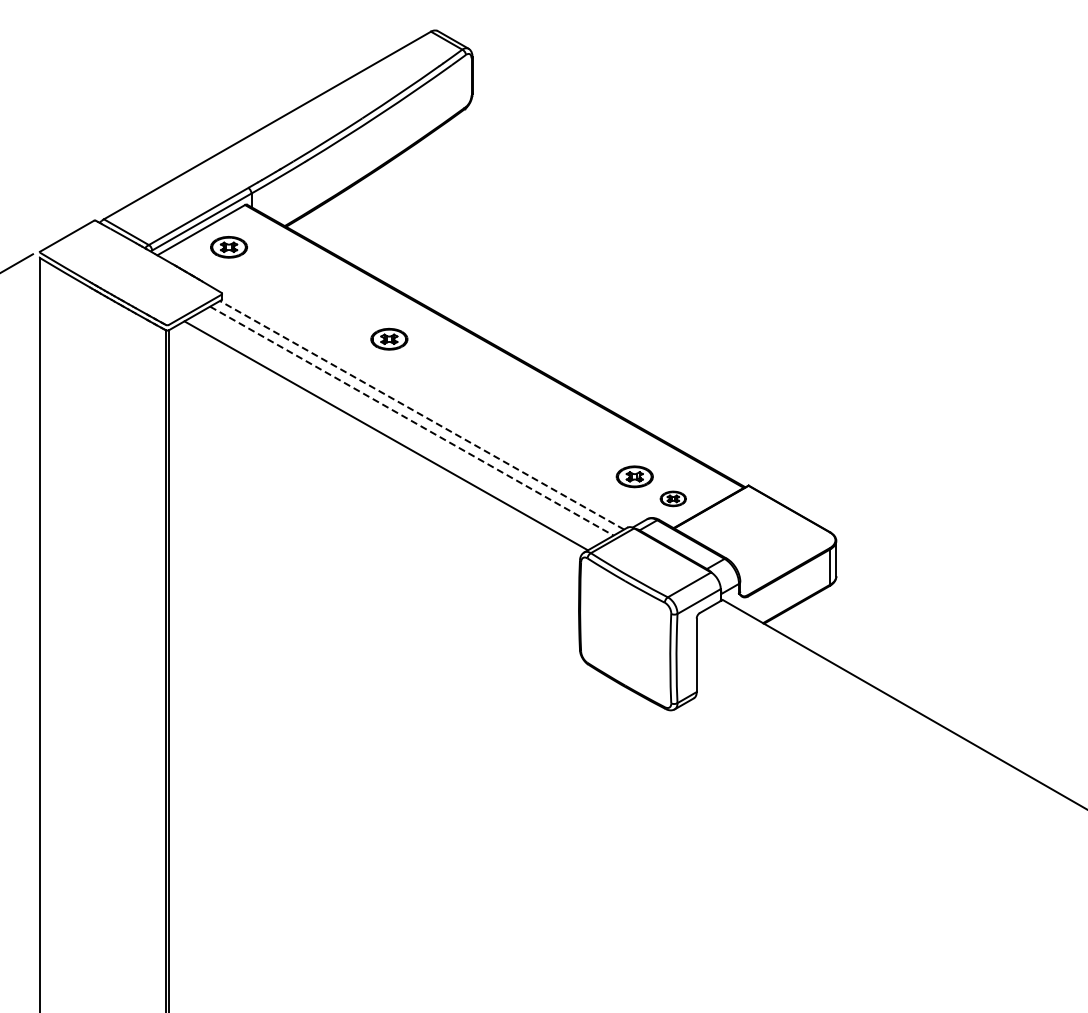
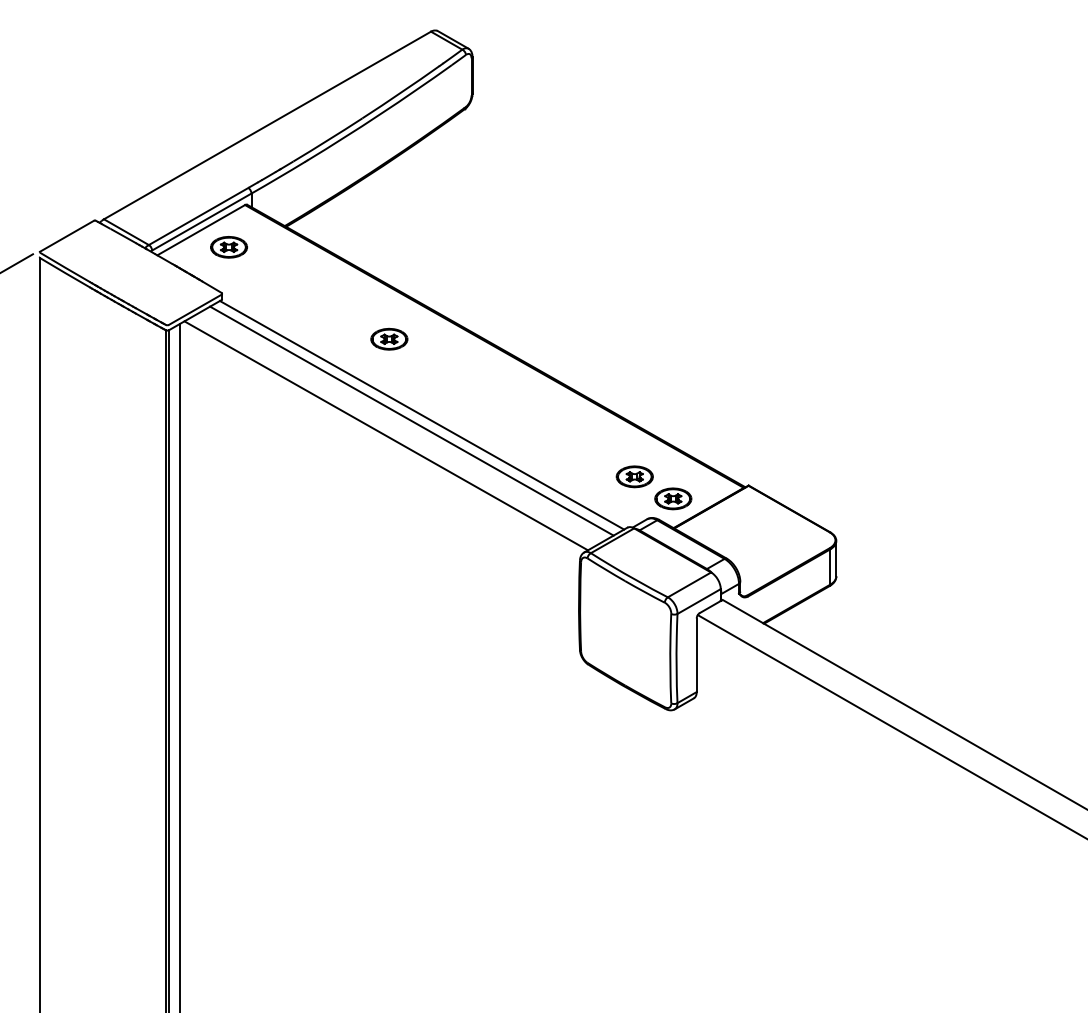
line: dashed -> solid (421, 415)
line: dashed -> solid (411, 421)
part size: 28x18 px -> 39x24 px (673, 498)
line: none -> present (180, 666)
line: none -> present (890, 726)
